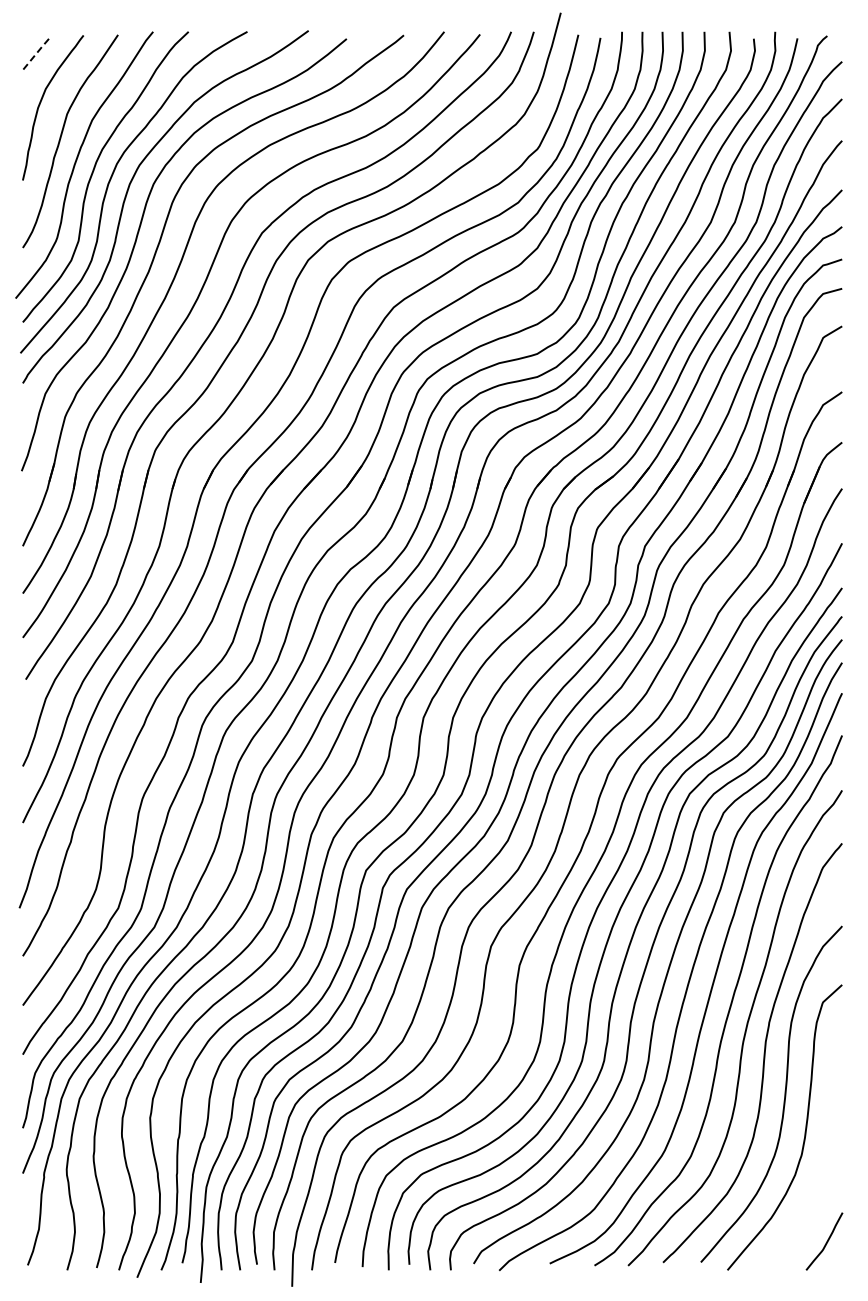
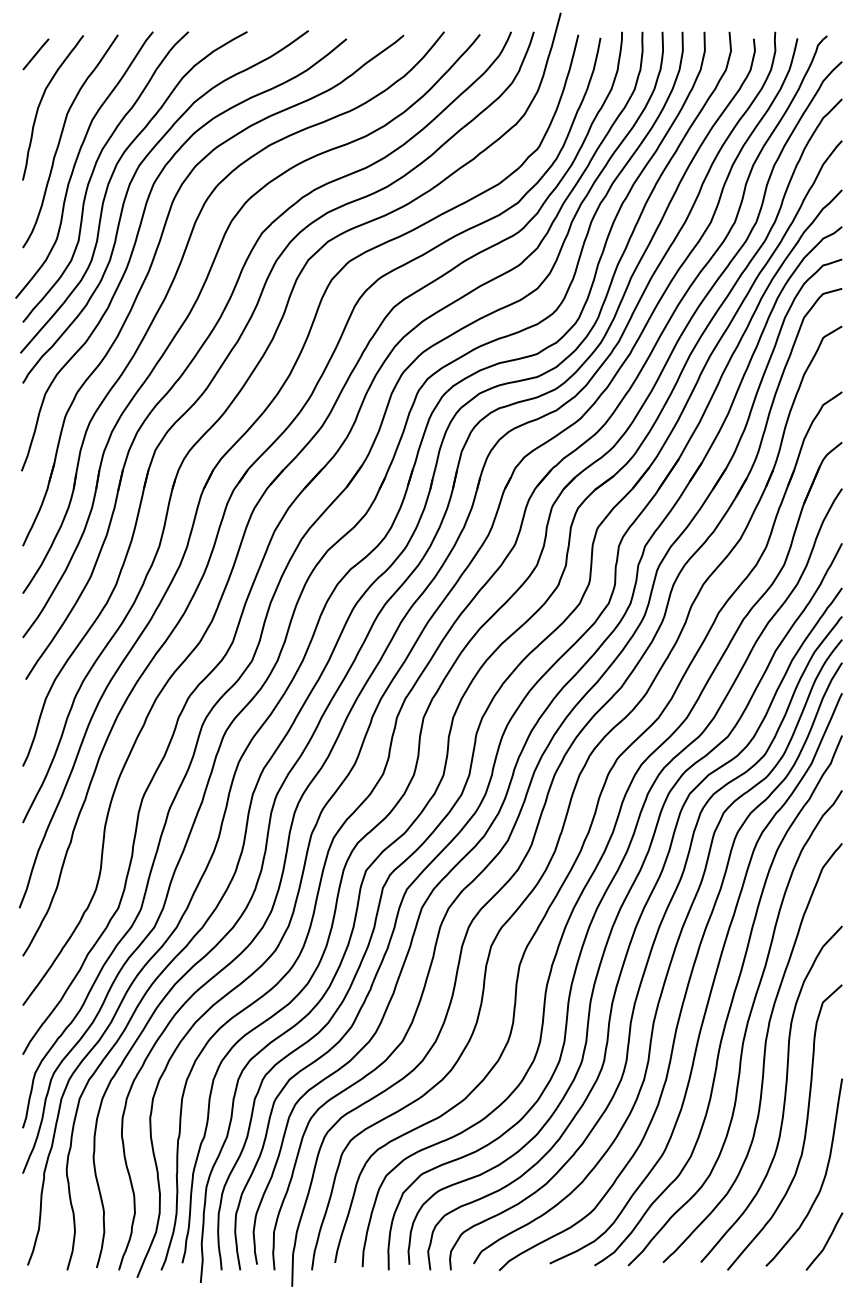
line: dashed -> solid (36, 53)
curve: none -> present (823, 1177)
